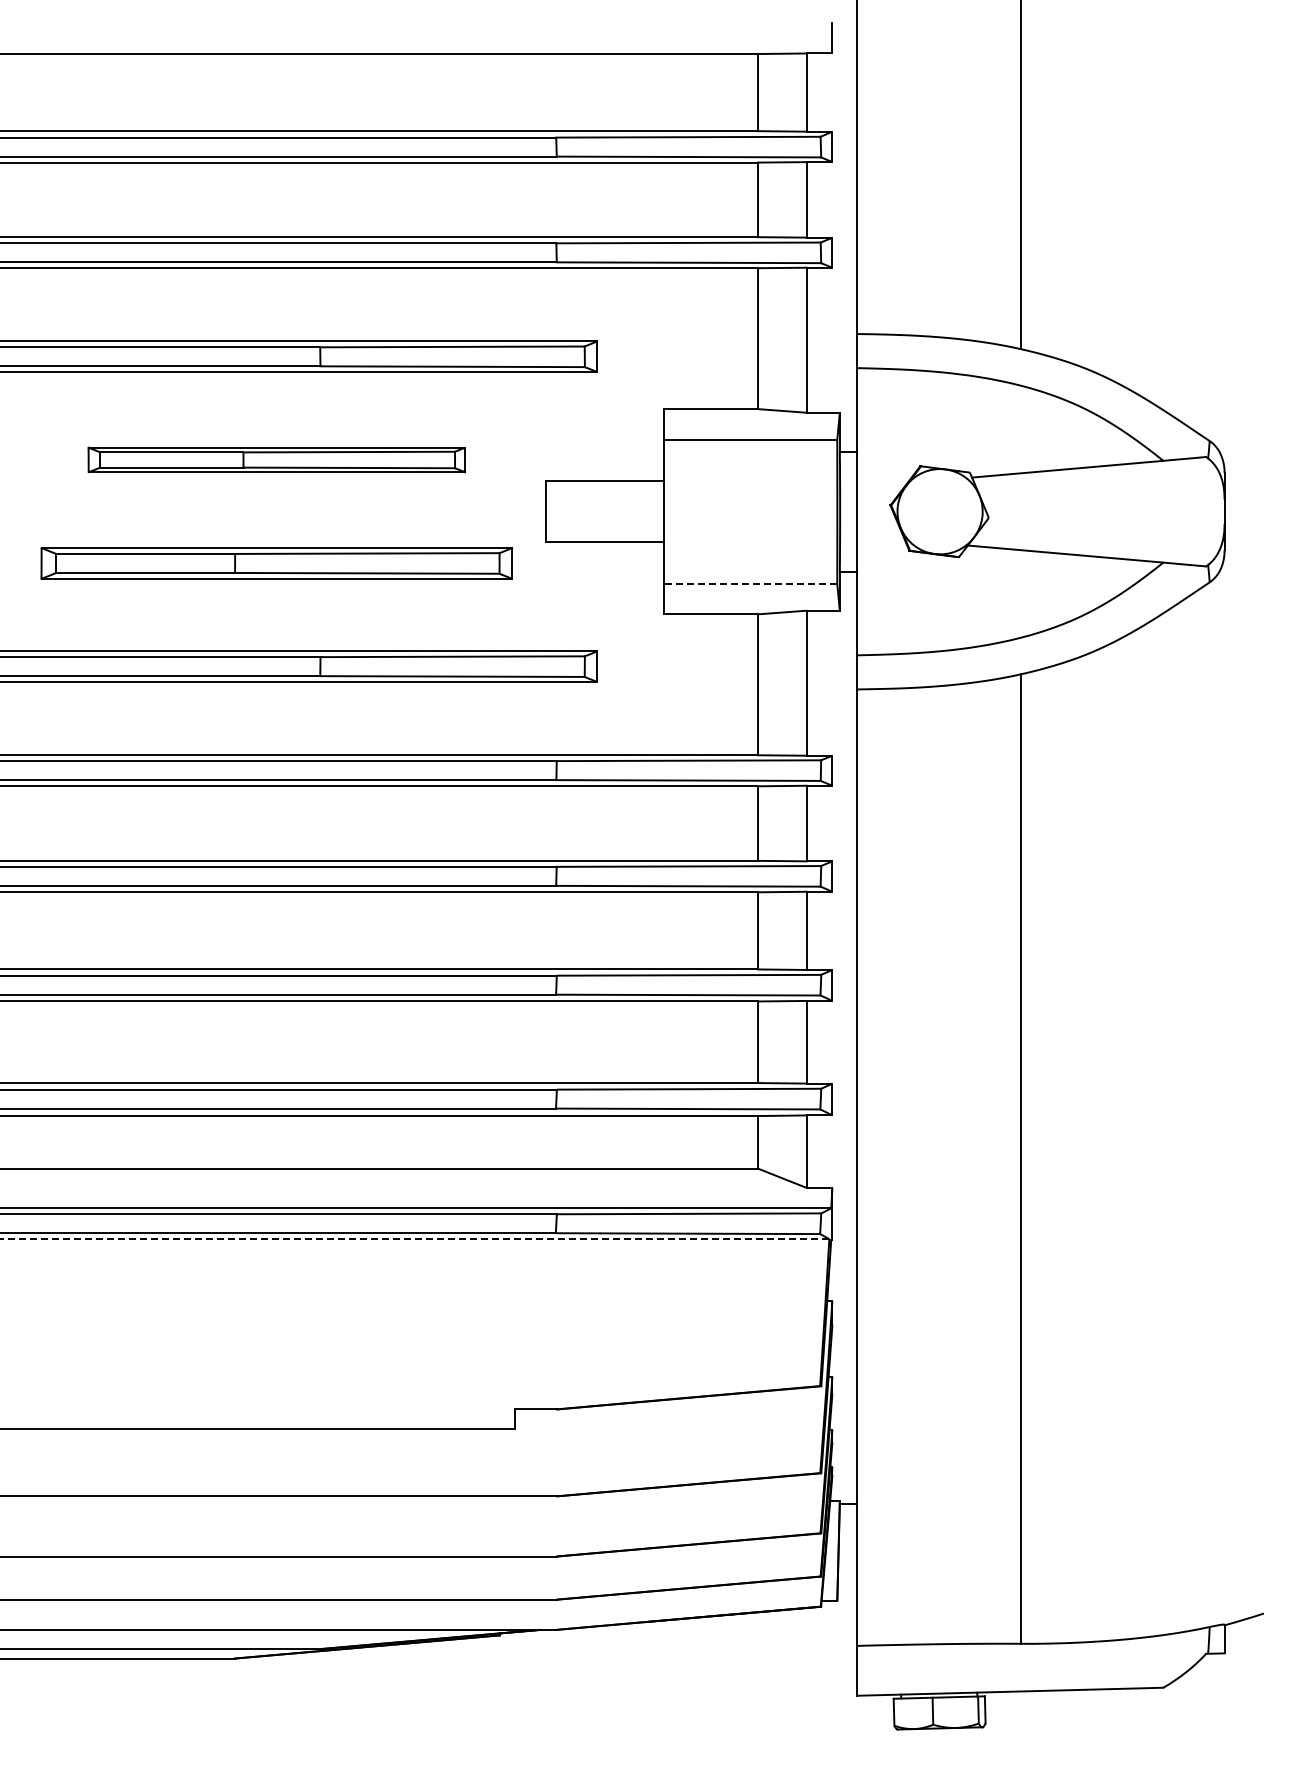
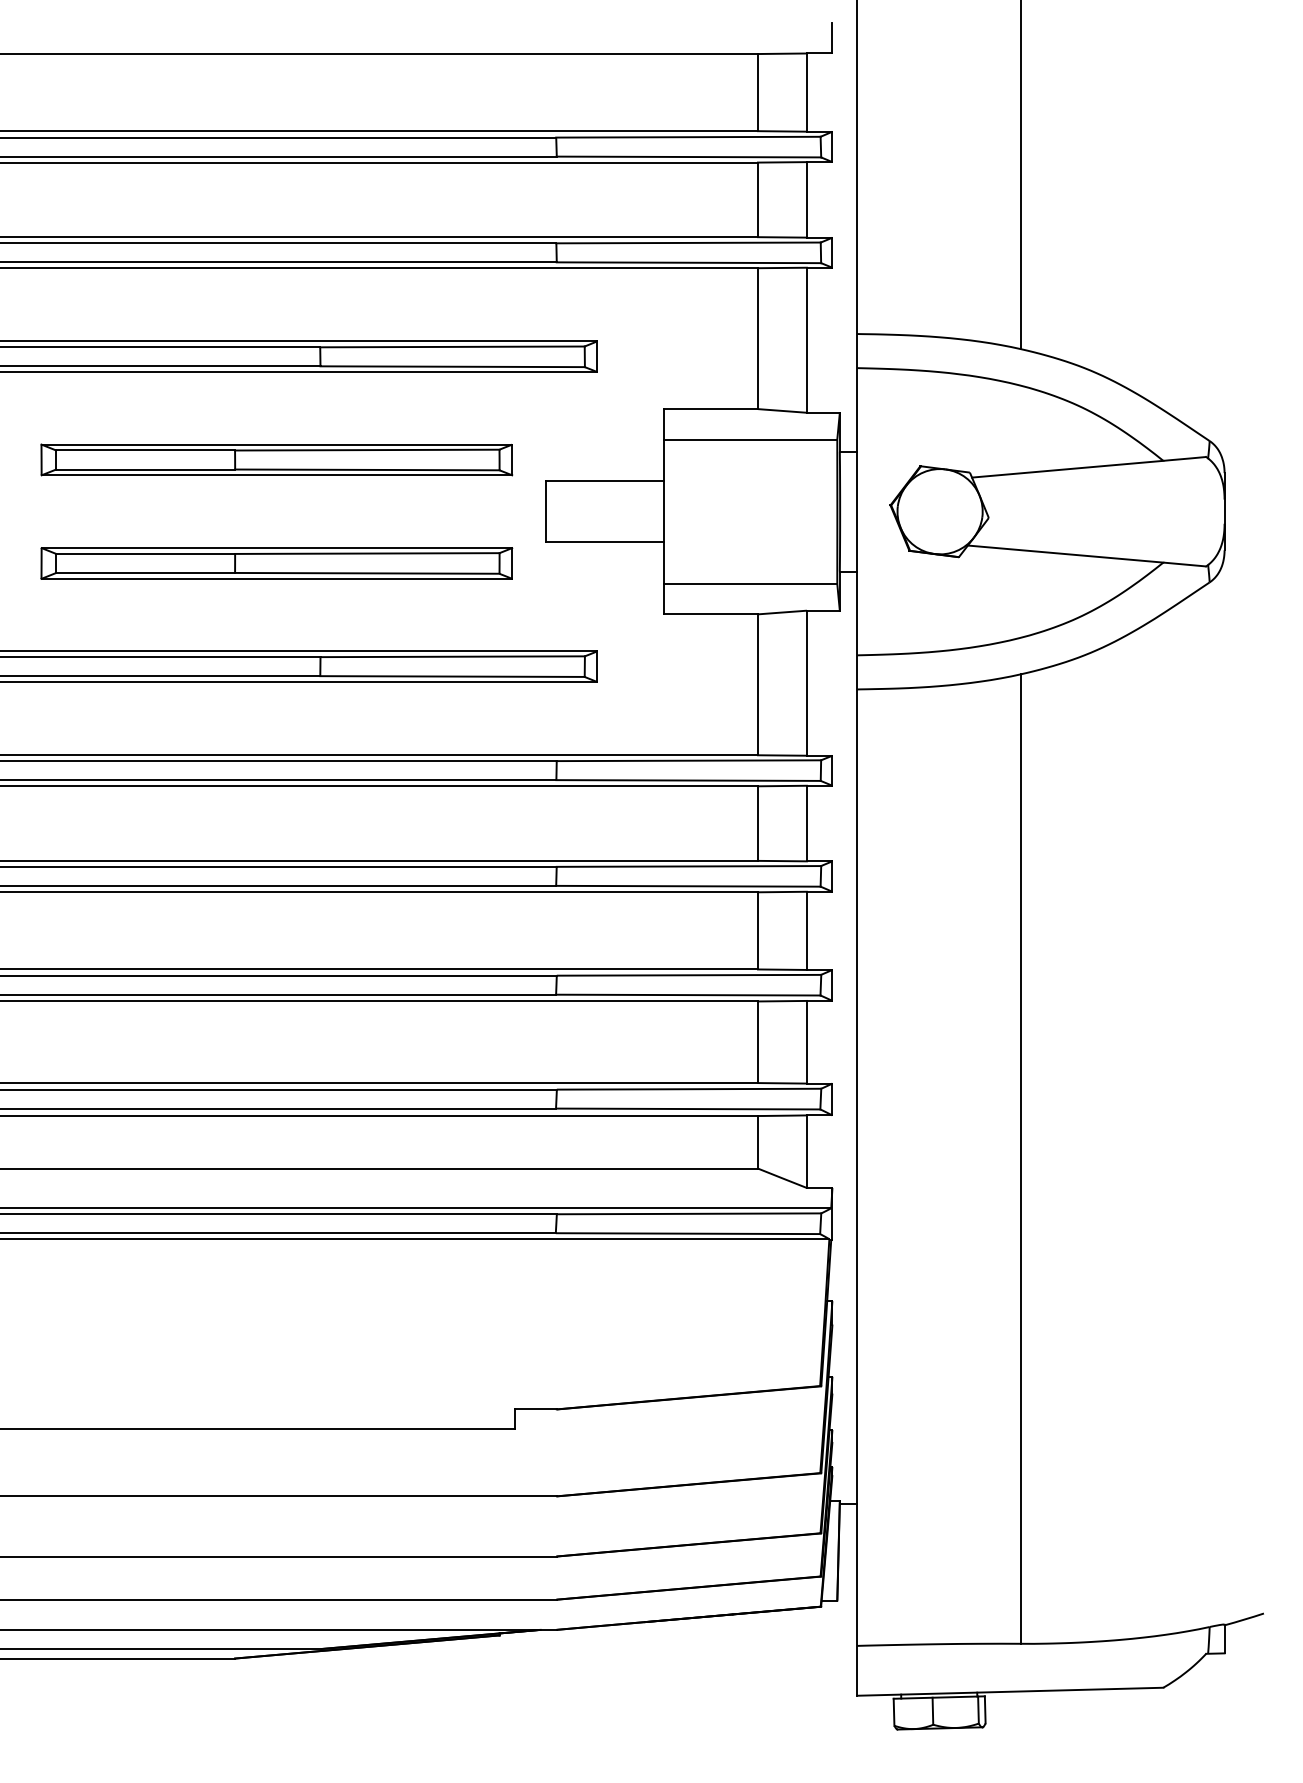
part size: 380x28 px -> 474x34 px (276, 459)
line: dashed -> solid (750, 583)
line: dashed -> solid (414, 1239)
